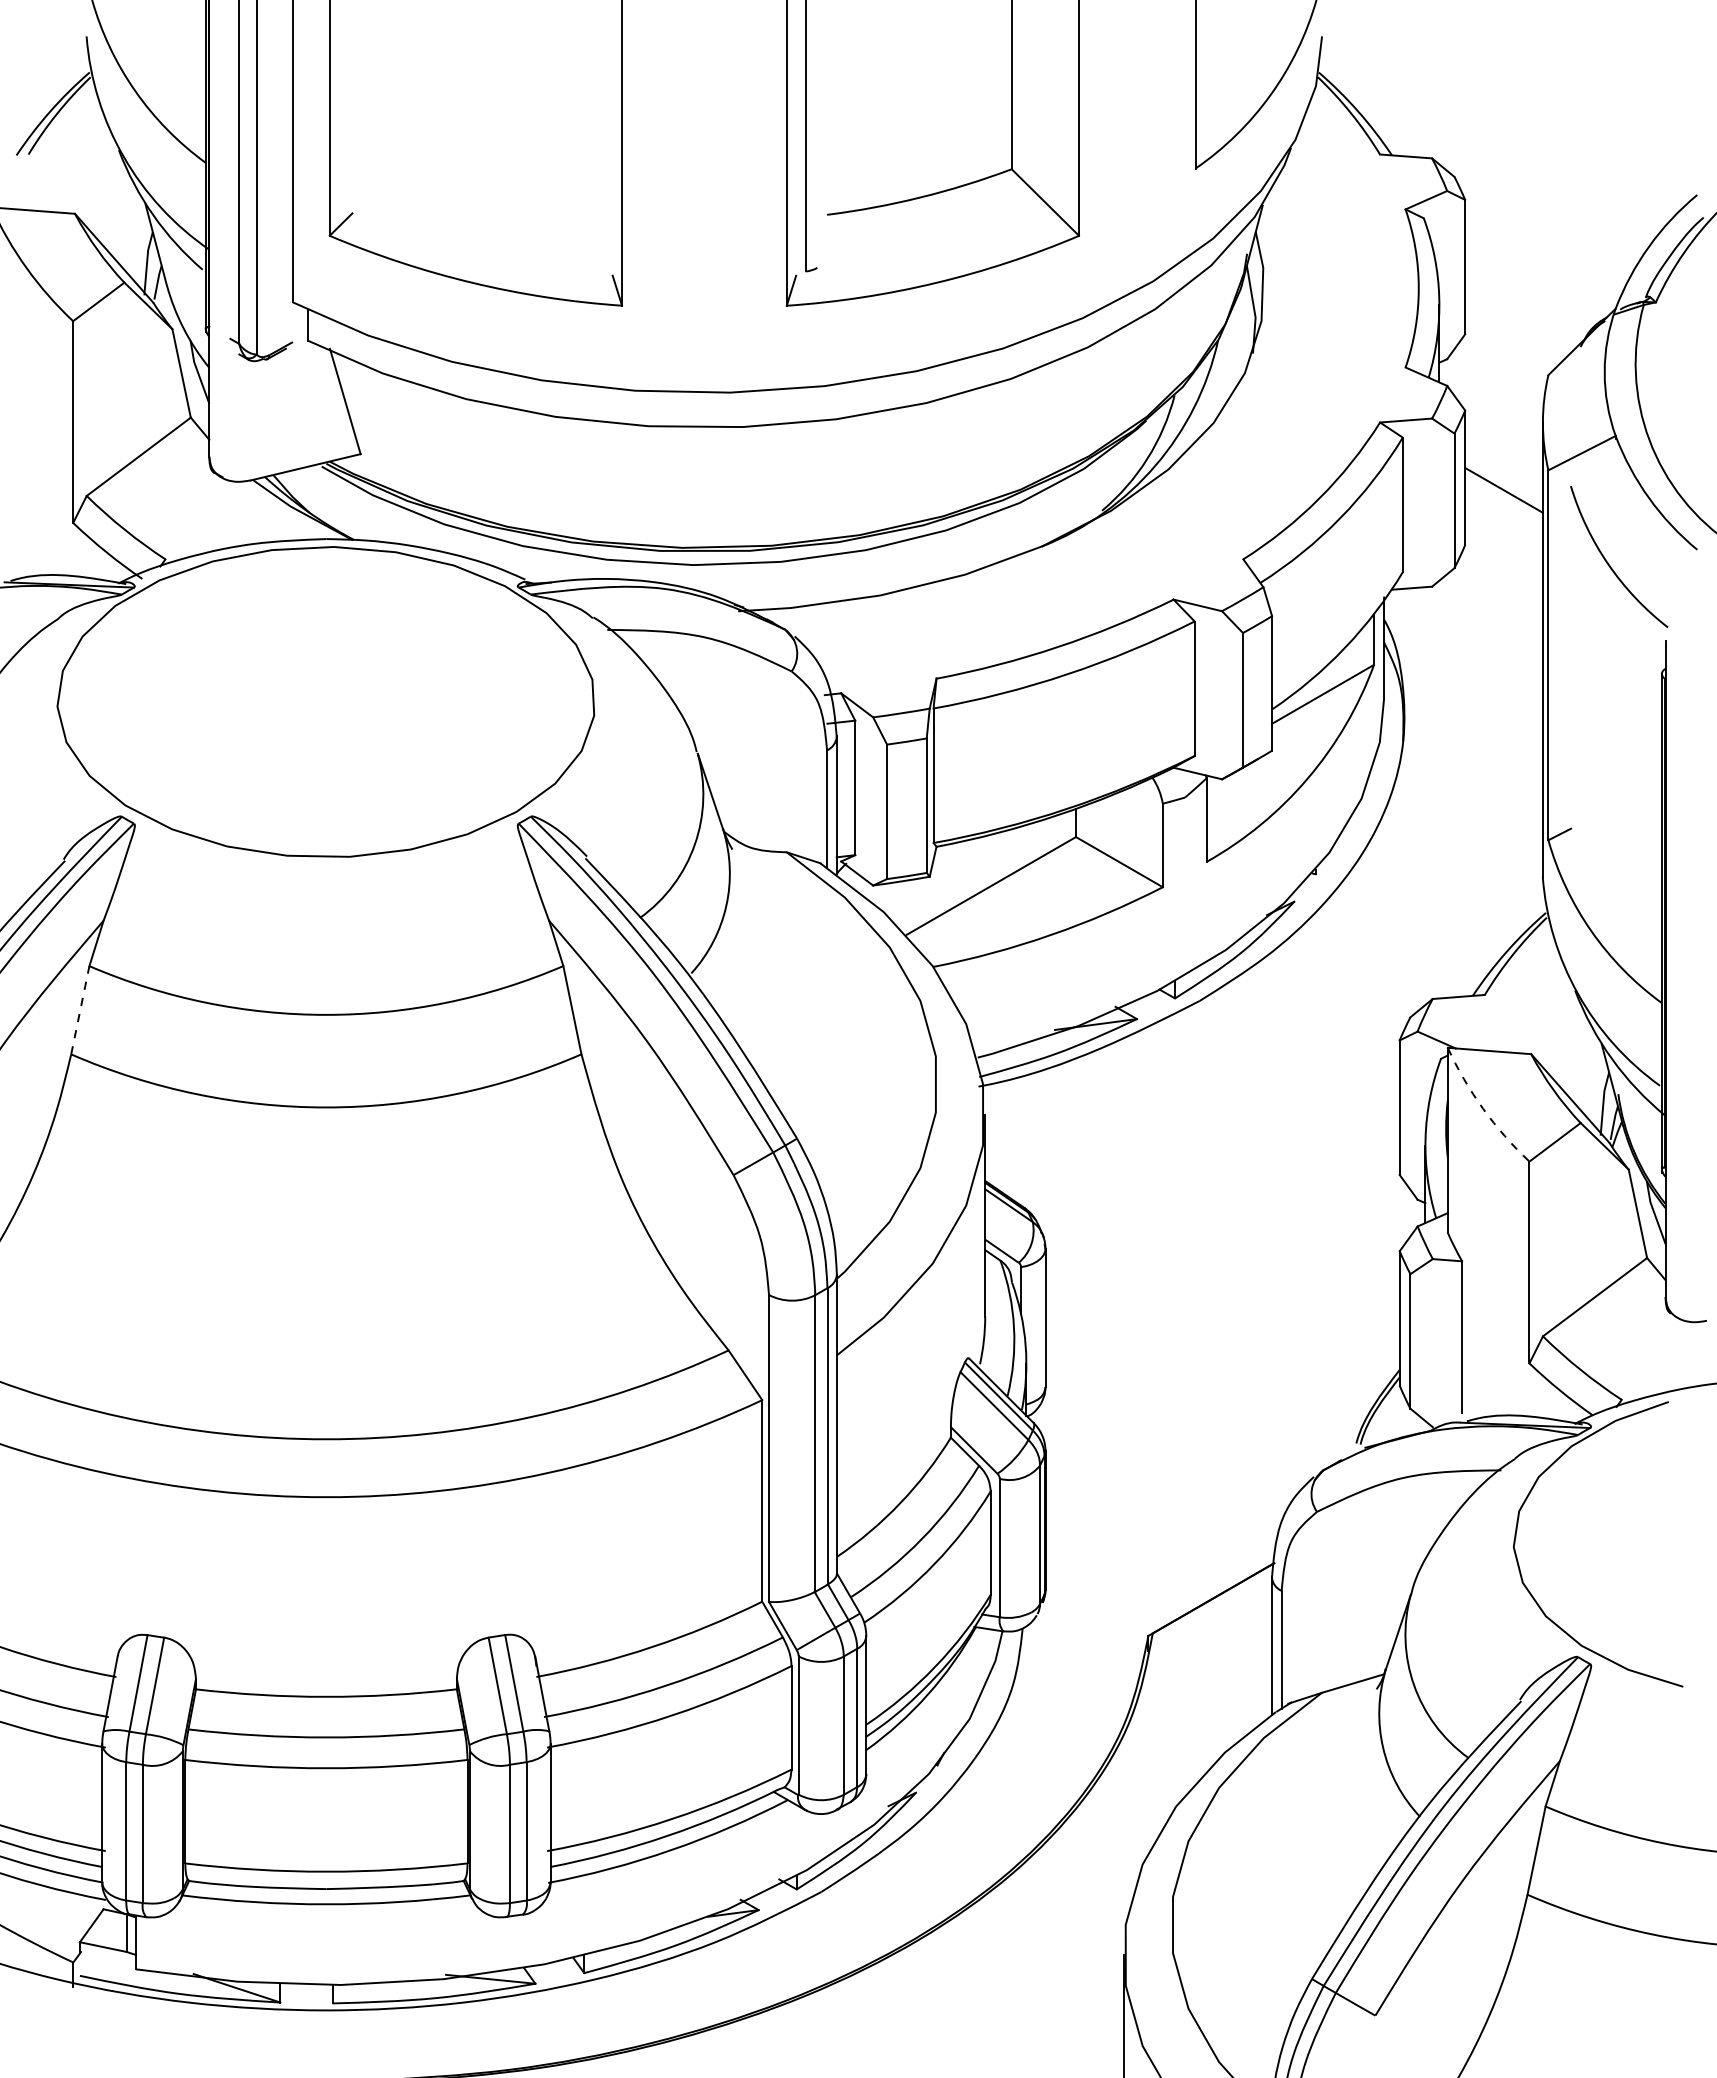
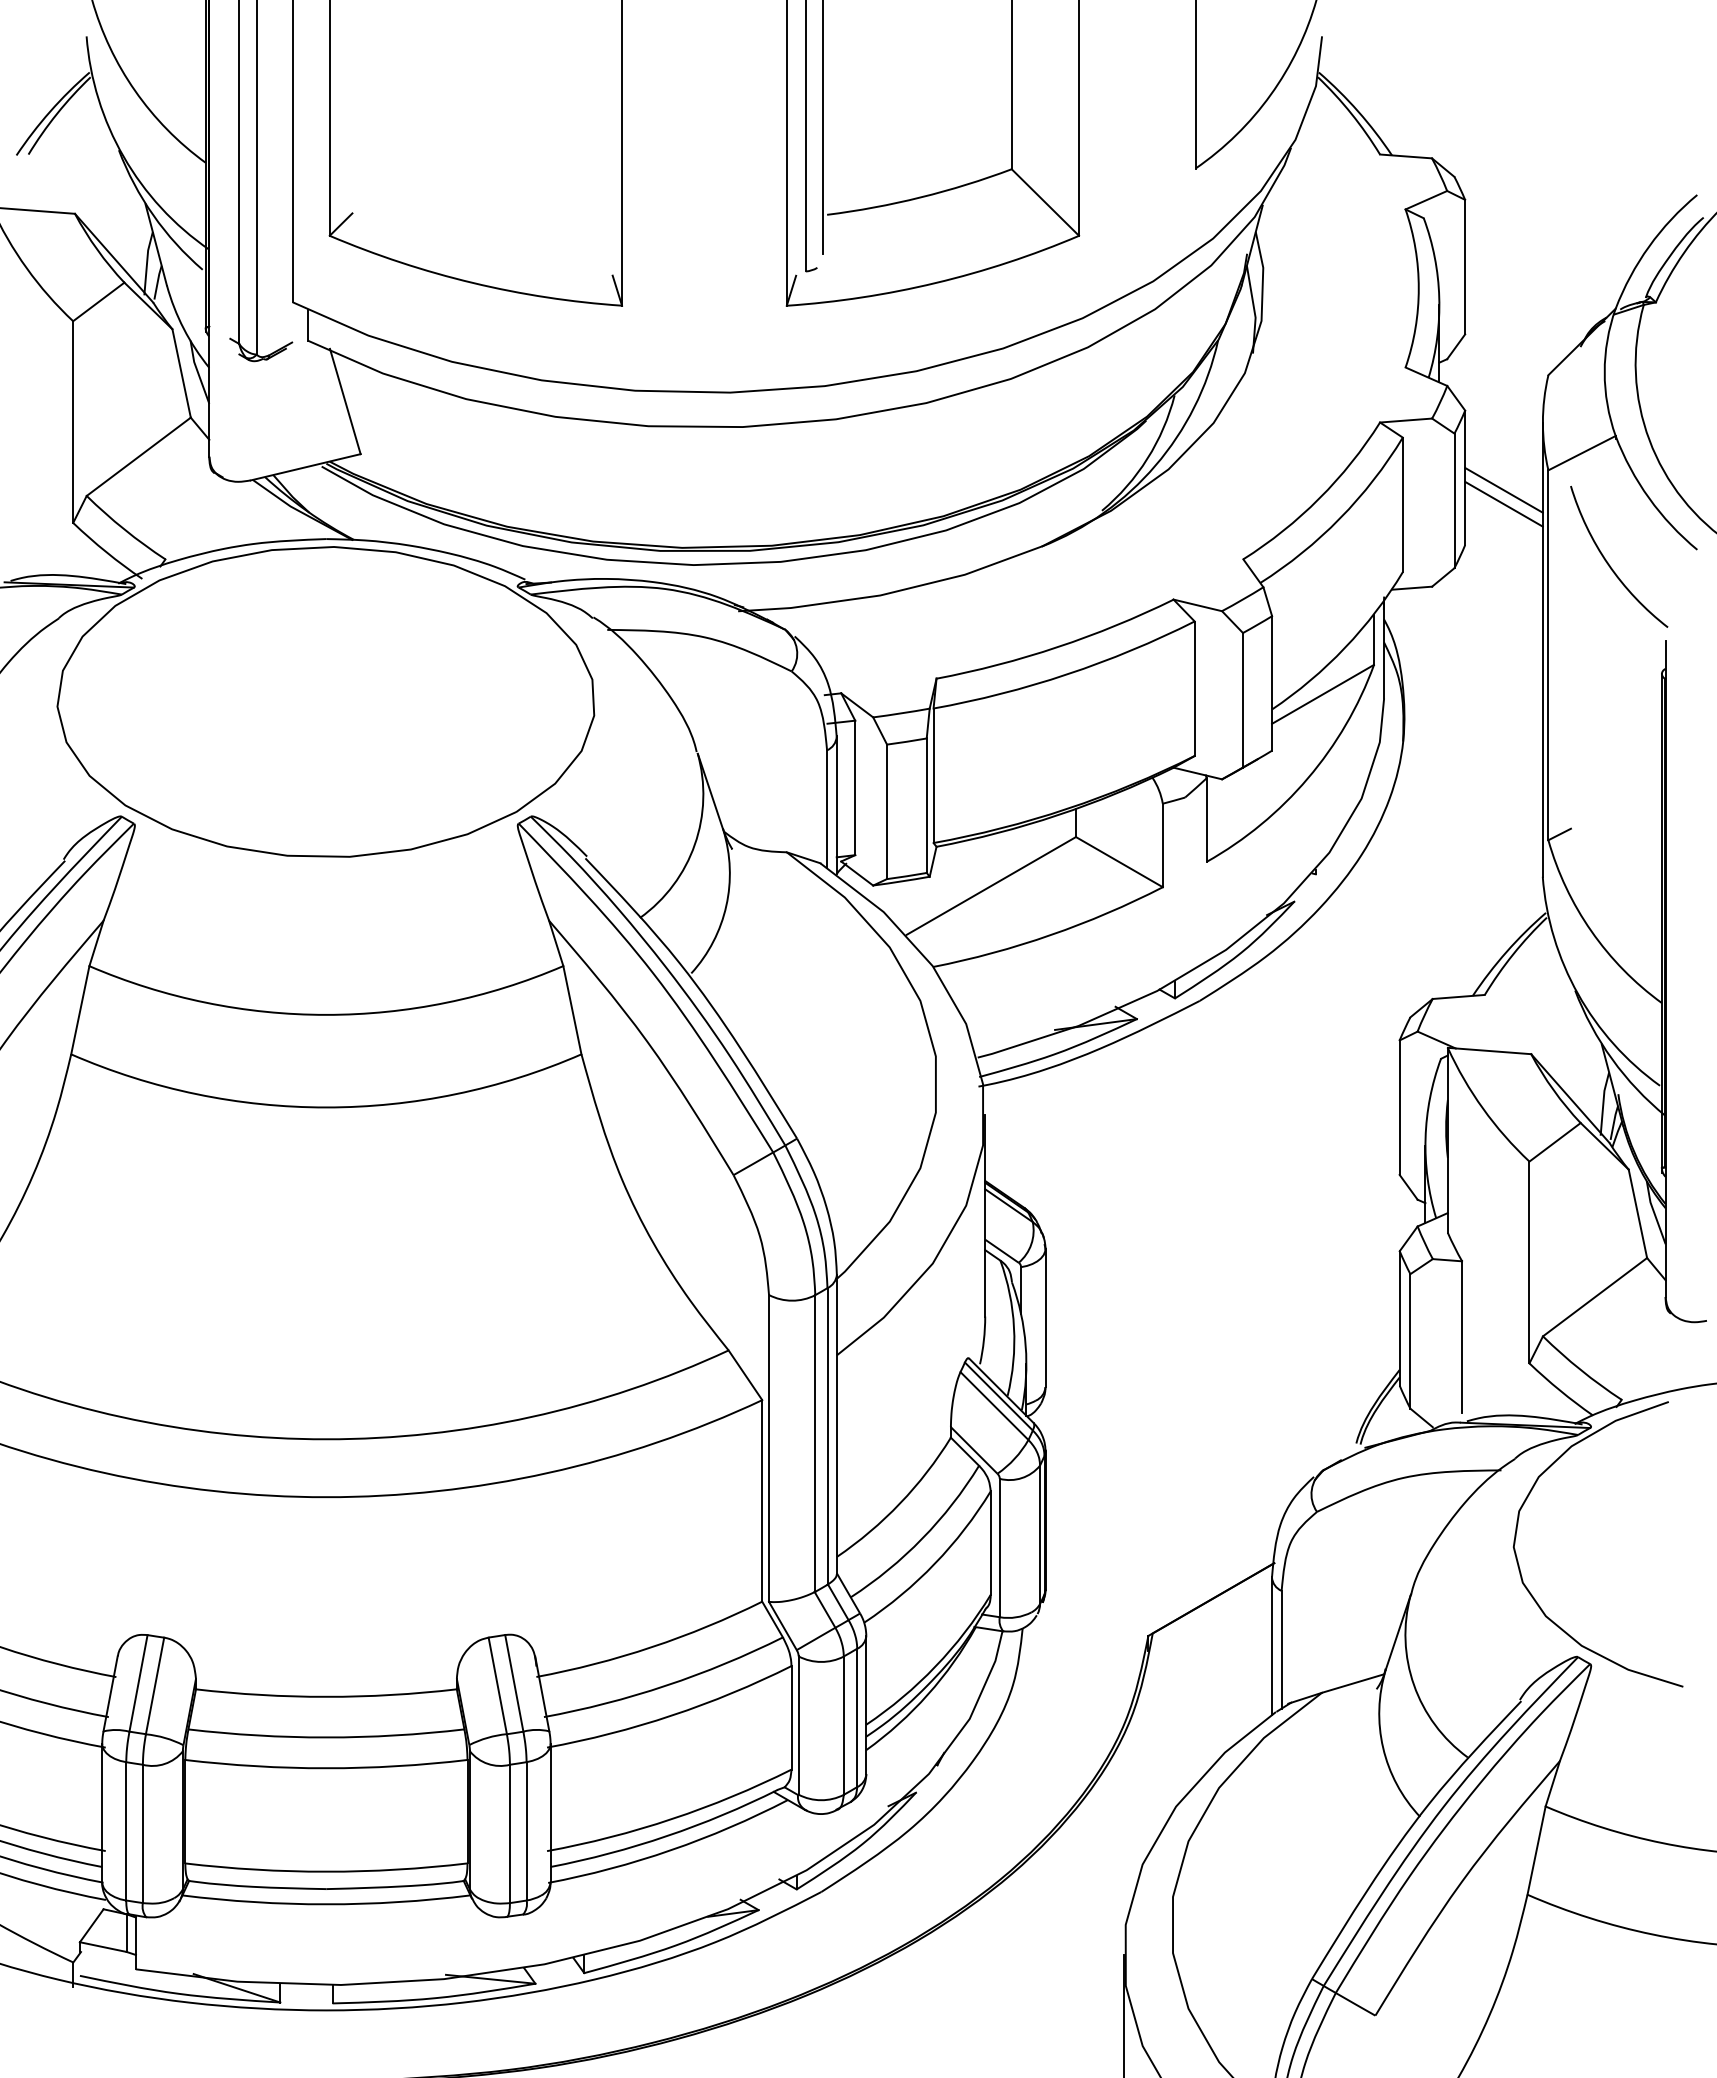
line: none -> present (822, 127)
line: none -> present (1503, 503)
line: dashed -> solid (80, 1009)
arc: dashed -> solid (1483, 1108)
